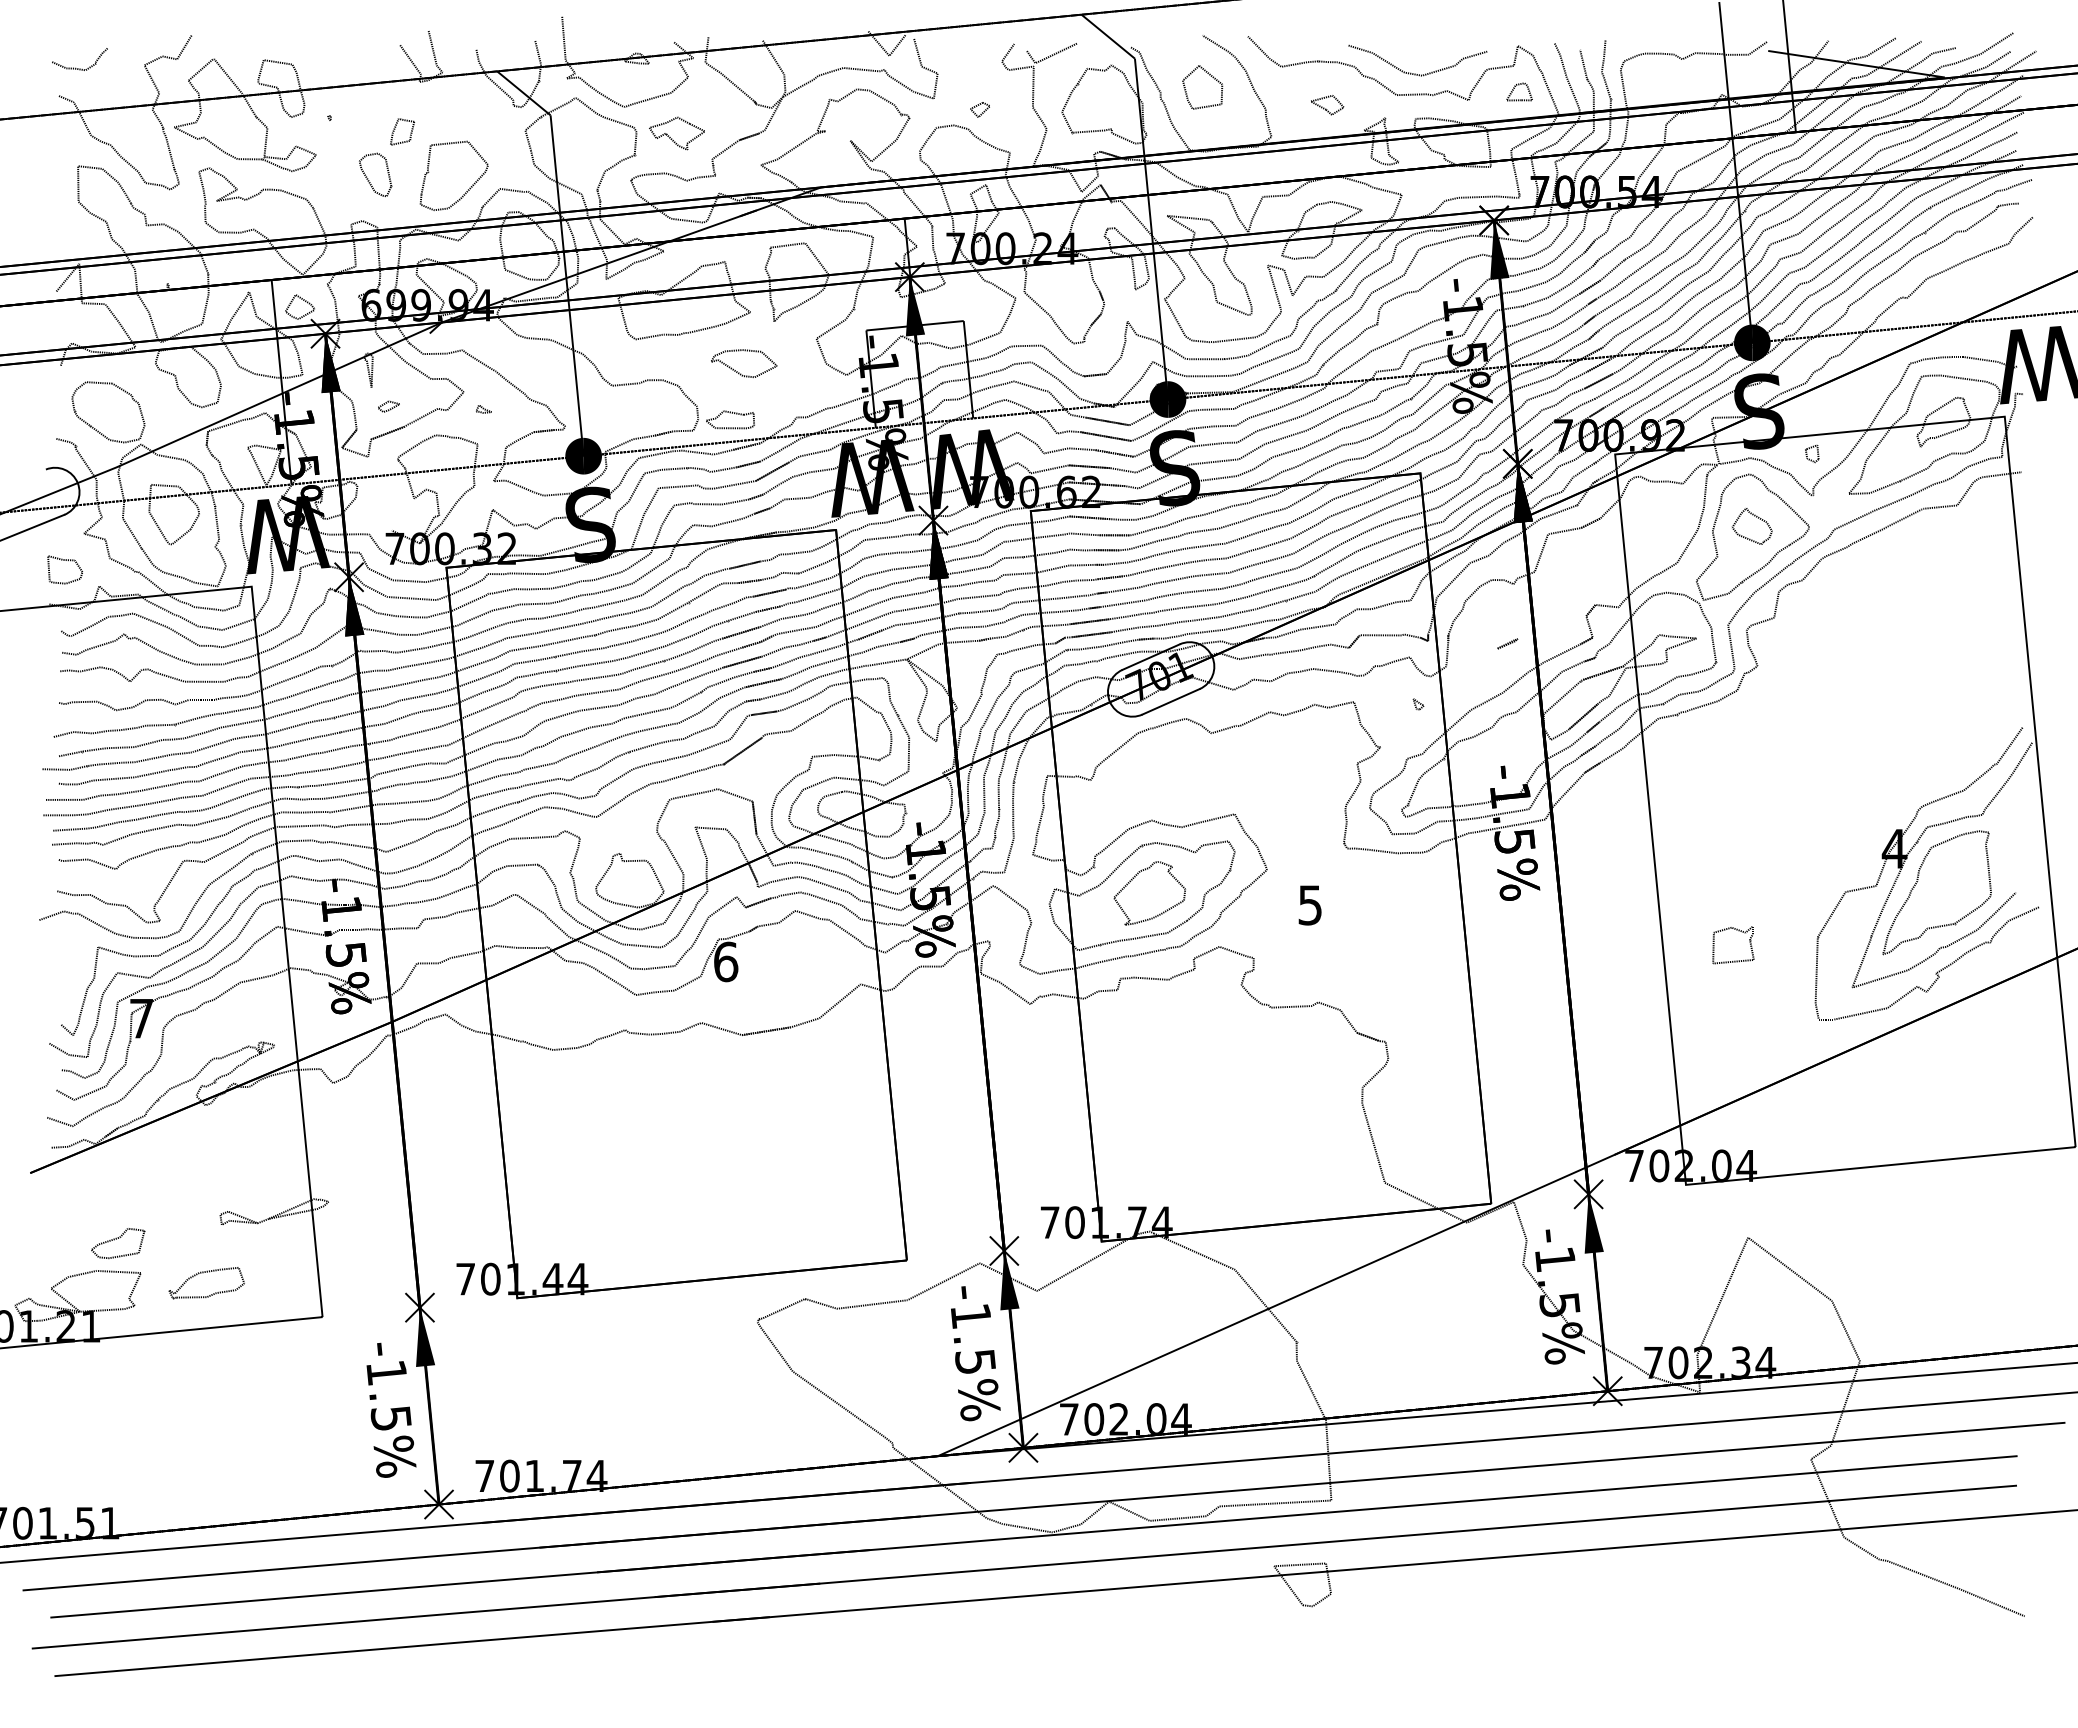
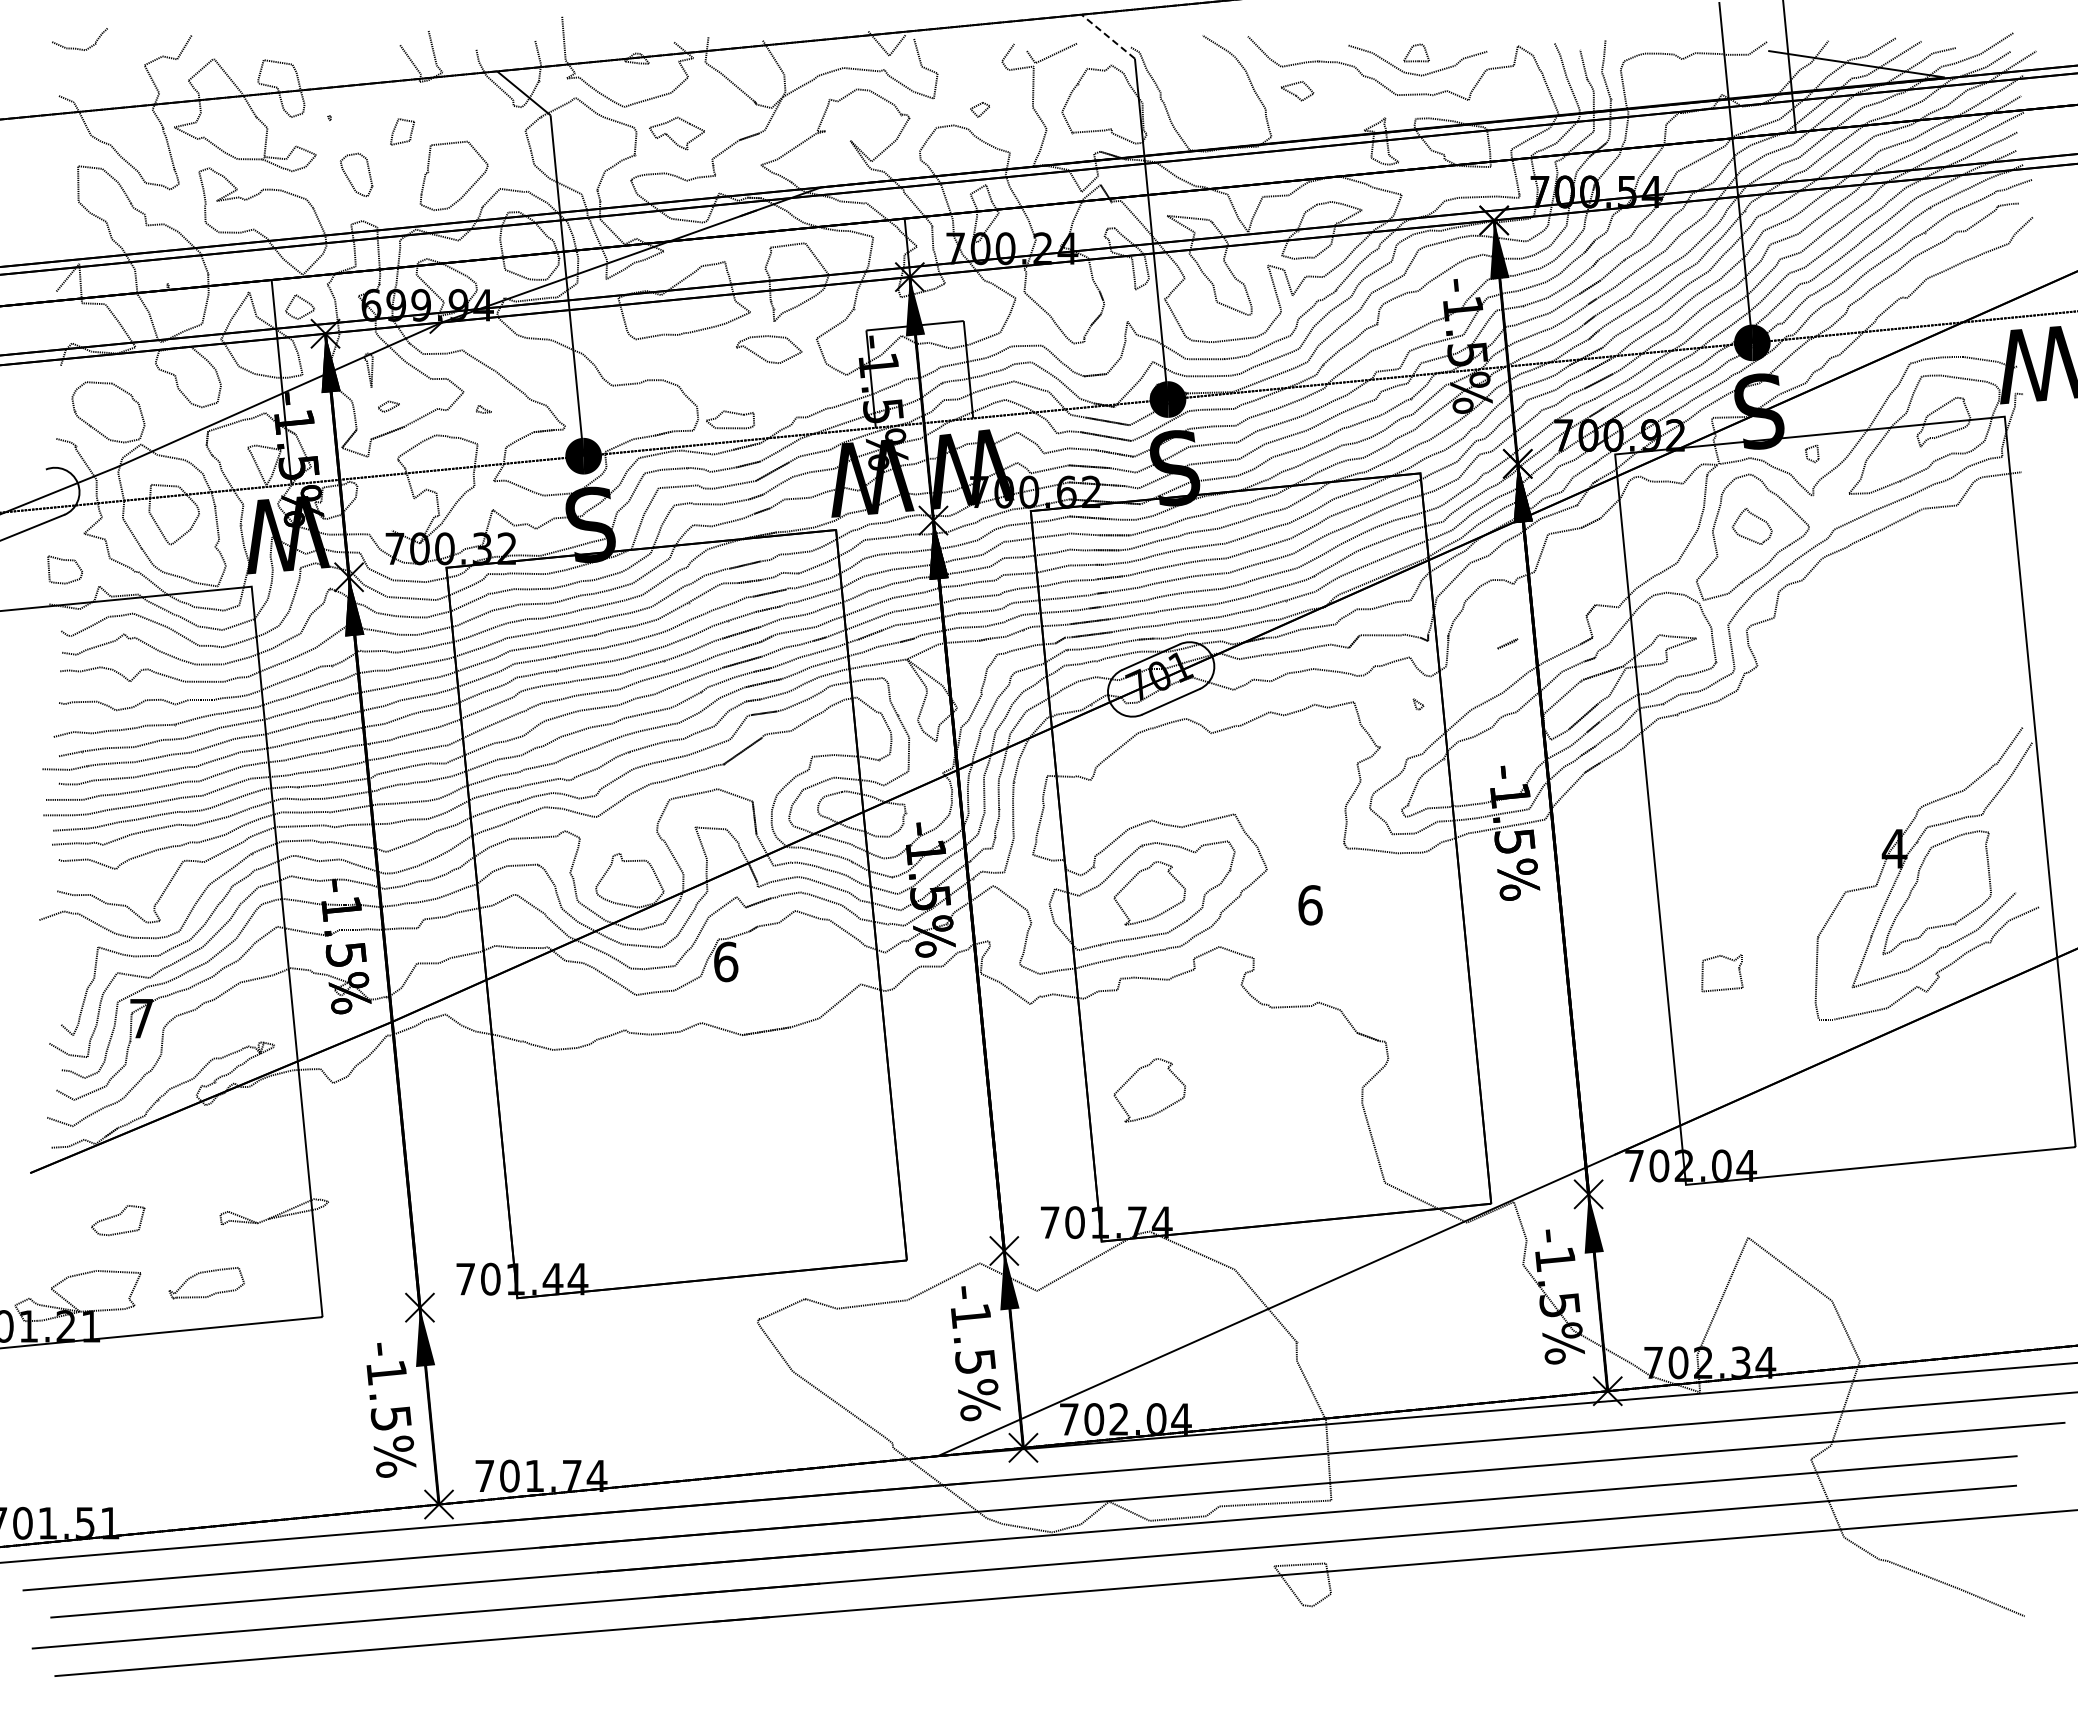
line: solid -> dashed (1108, 36)
curve position: (75, 67) -> (75, 47) (75, 47)
part: present -> none (1210, 76)
part position: (1519, 91) -> (1416, 52) (1416, 52)
part position: (1327, 105) -> (1297, 91) (1297, 91)
part position: (368, 178) -> (349, 178) (349, 178)
part position: (739, 372) -> (764, 358) (764, 358)
text: 5 -> 6 (1310, 905)
part position: (1738, 931) -> (1727, 959) (1727, 959)
part: none -> present (1134, 1075)
part position: (118, 1243) -> (118, 1220) (118, 1220)
